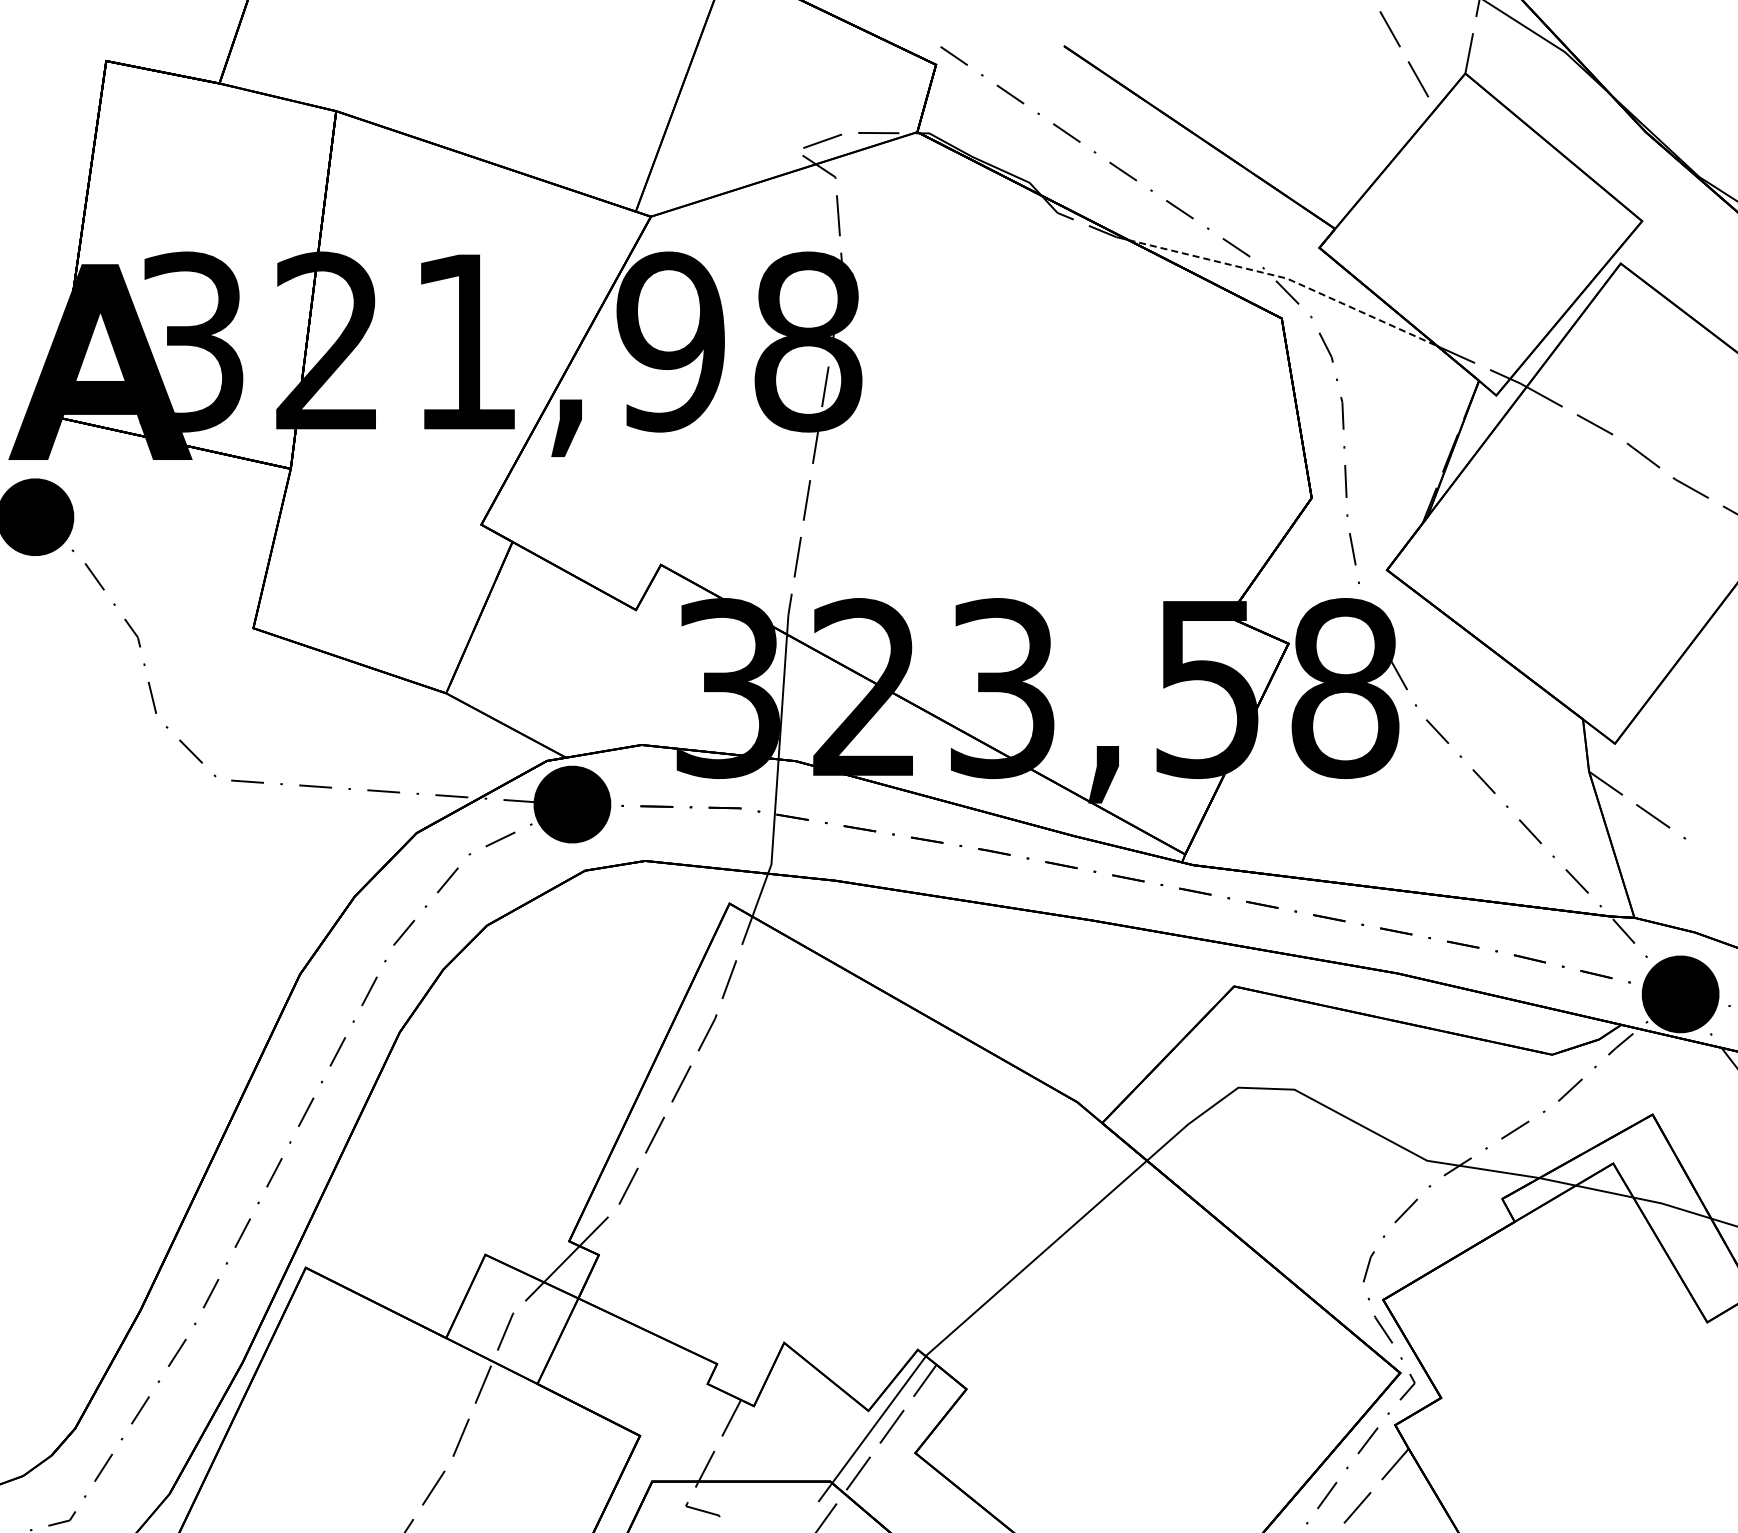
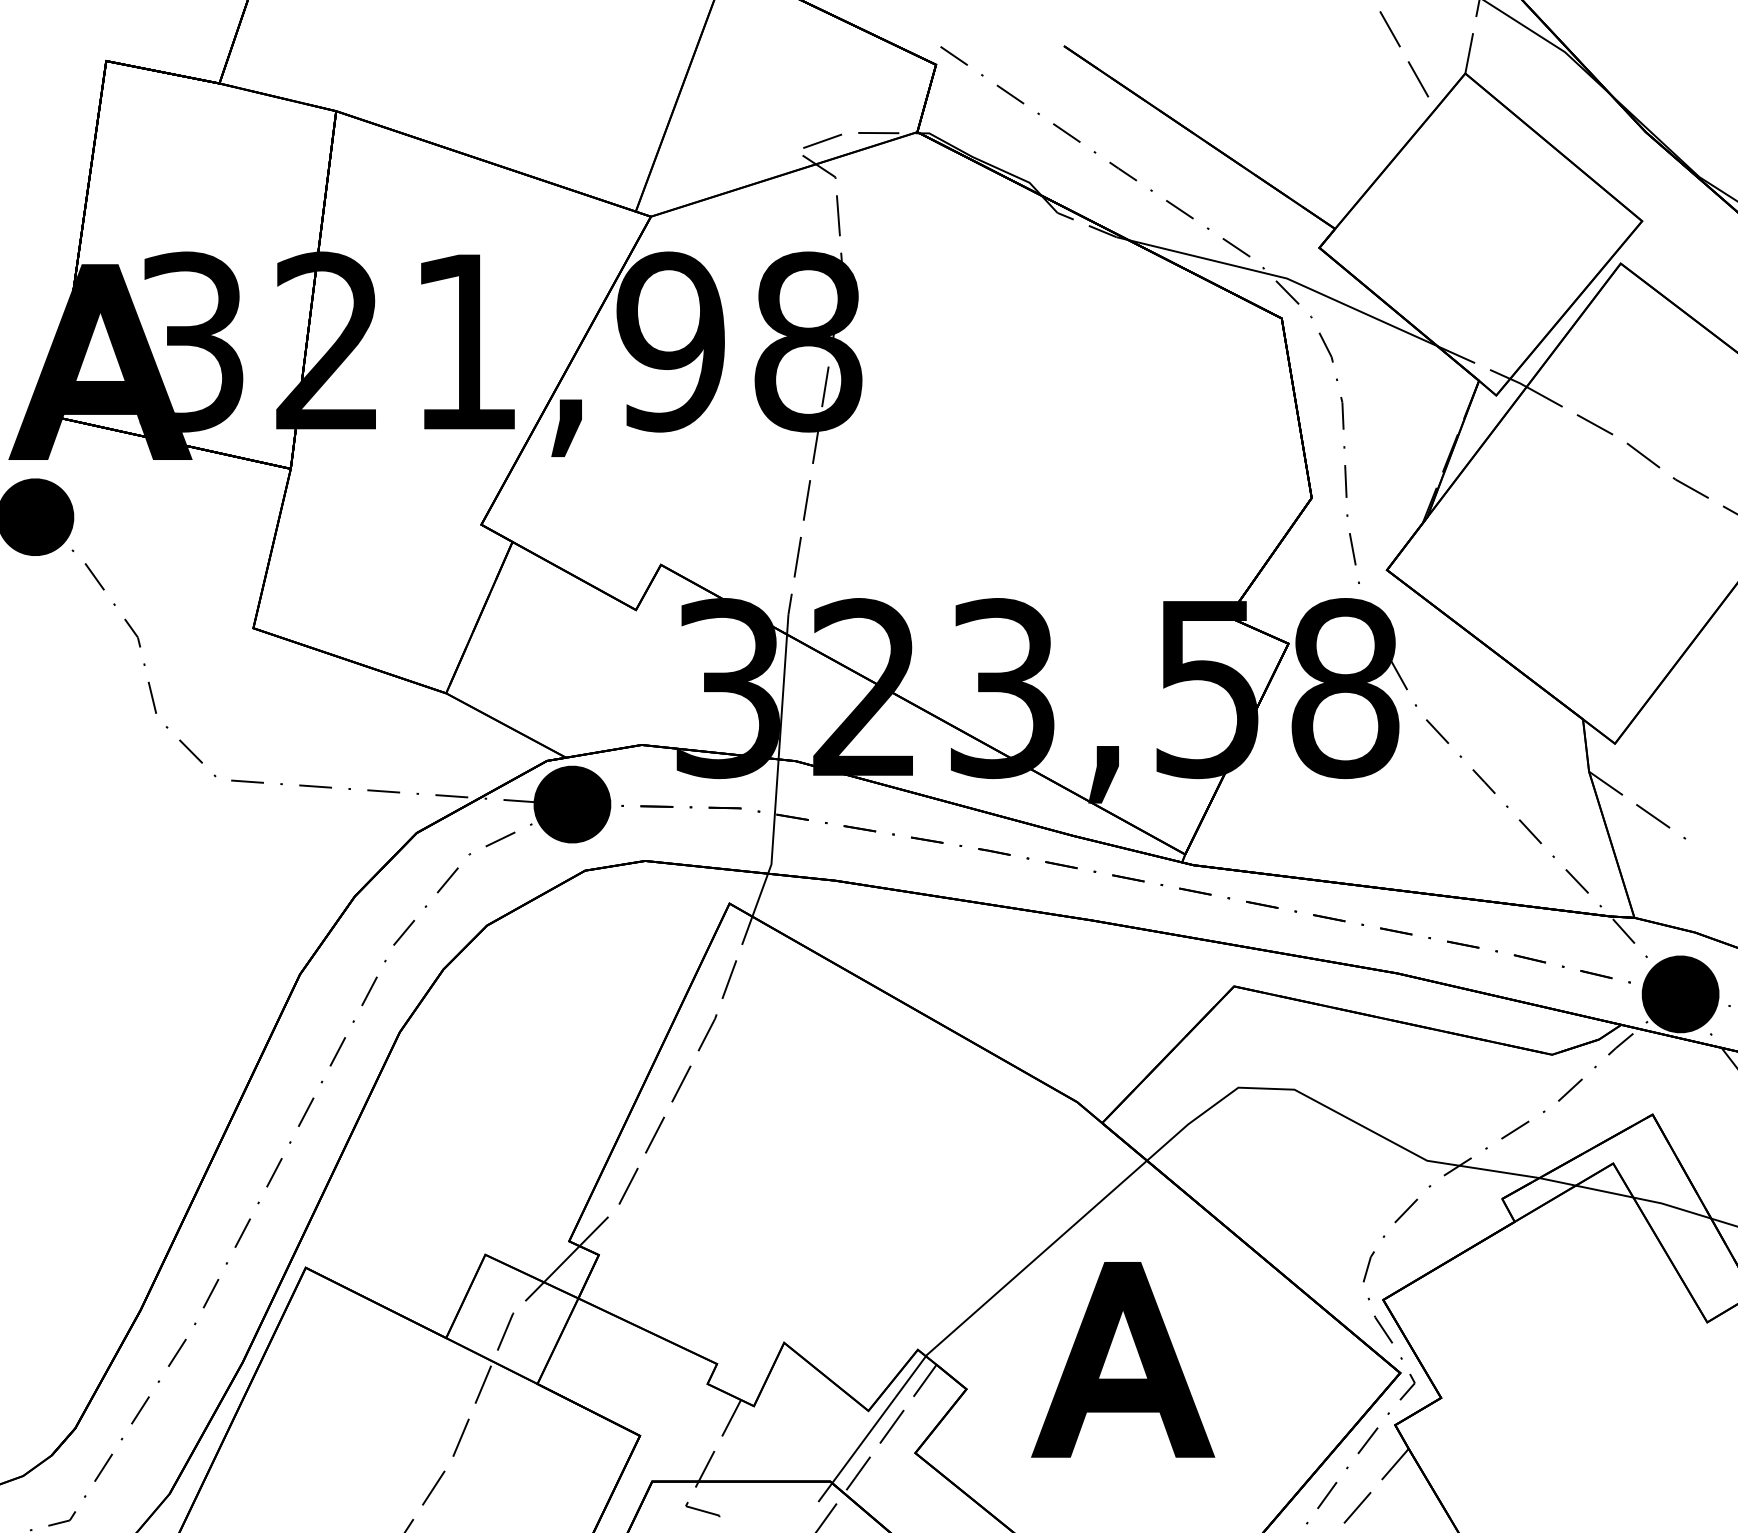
line: dashed -> solid (1287, 278)
part: none -> present (1123, 1359)
